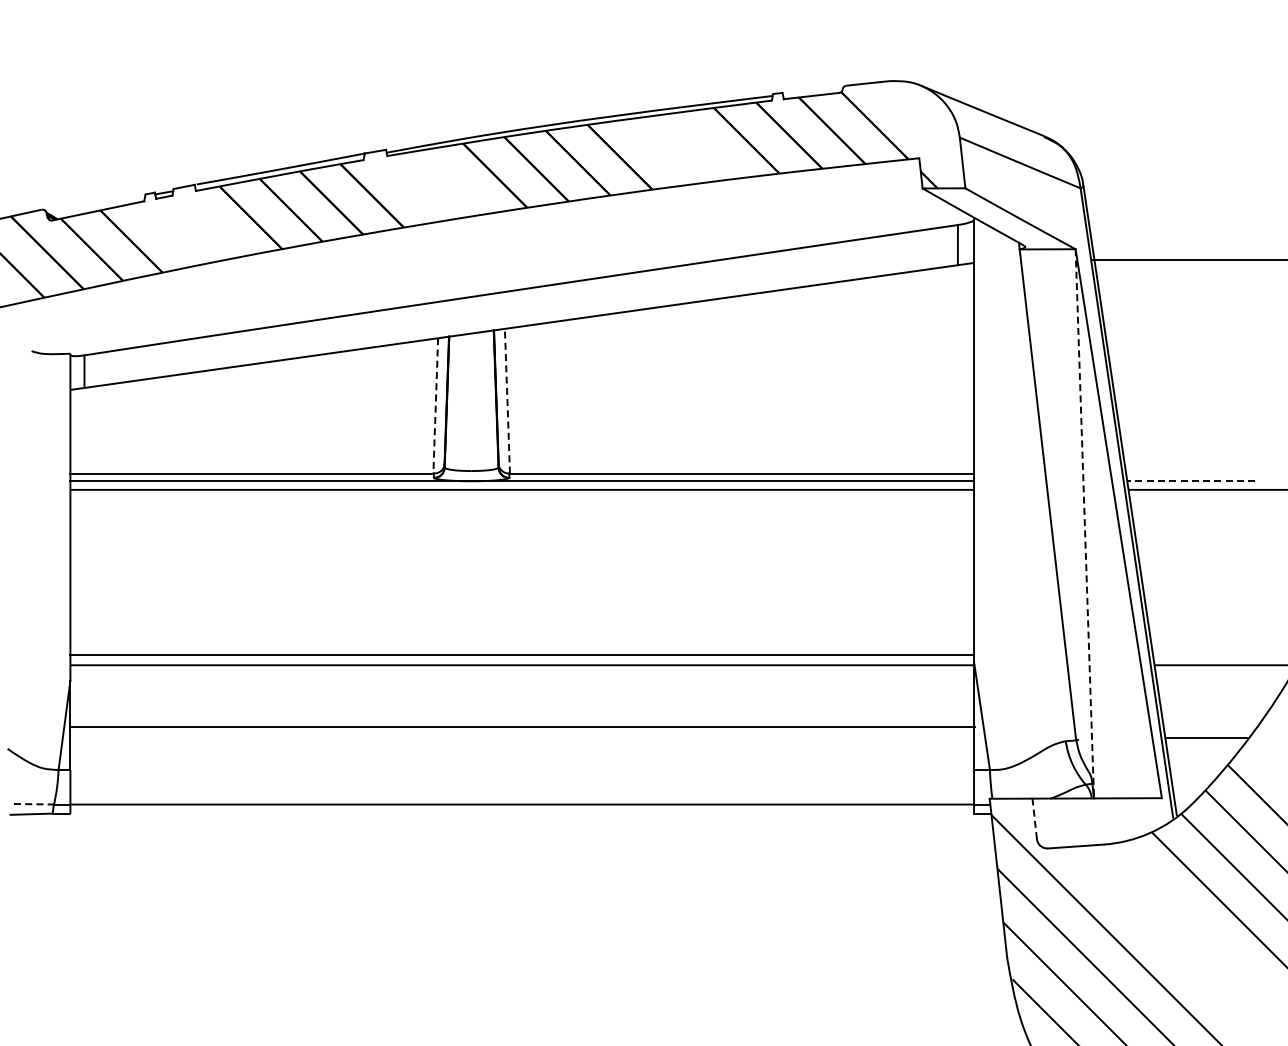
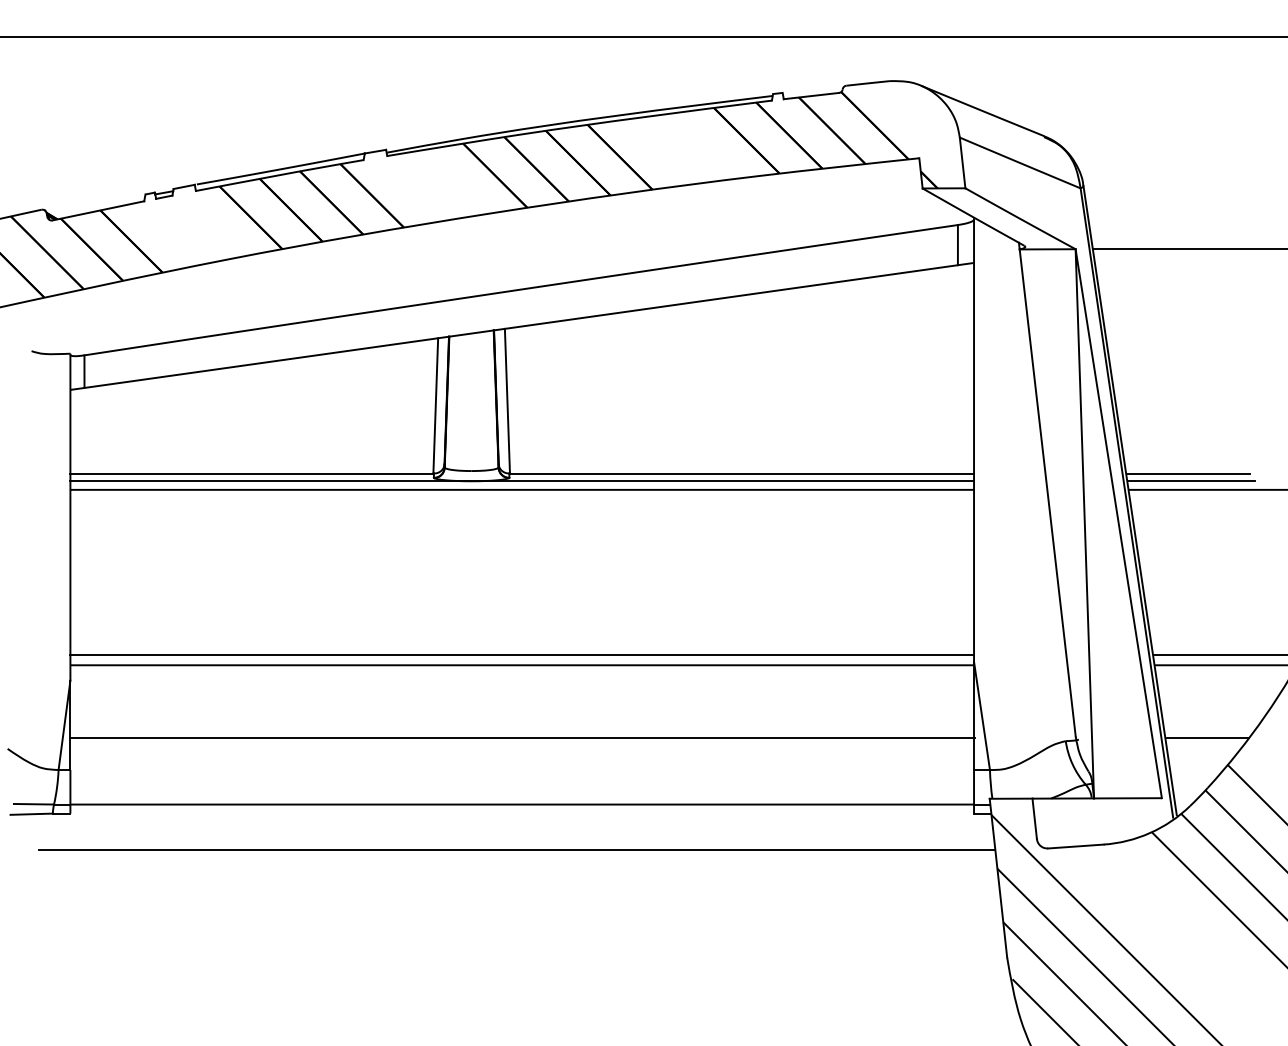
line: none -> present (643, 36)
line position: (1188, 260) -> (1188, 249) (1188, 249)
line: dashed -> solid (507, 400)
line: dashed -> solid (435, 405)
line: none -> present (1187, 473)
line: dashed -> solid (1191, 481)
line: dashed -> solid (1084, 523)
line: none -> present (1218, 655)
line position: (522, 727) -> (522, 738) (522, 738)
line: dashed -> solid (34, 804)
line: dashed -> solid (1034, 818)
line: none -> present (516, 850)
